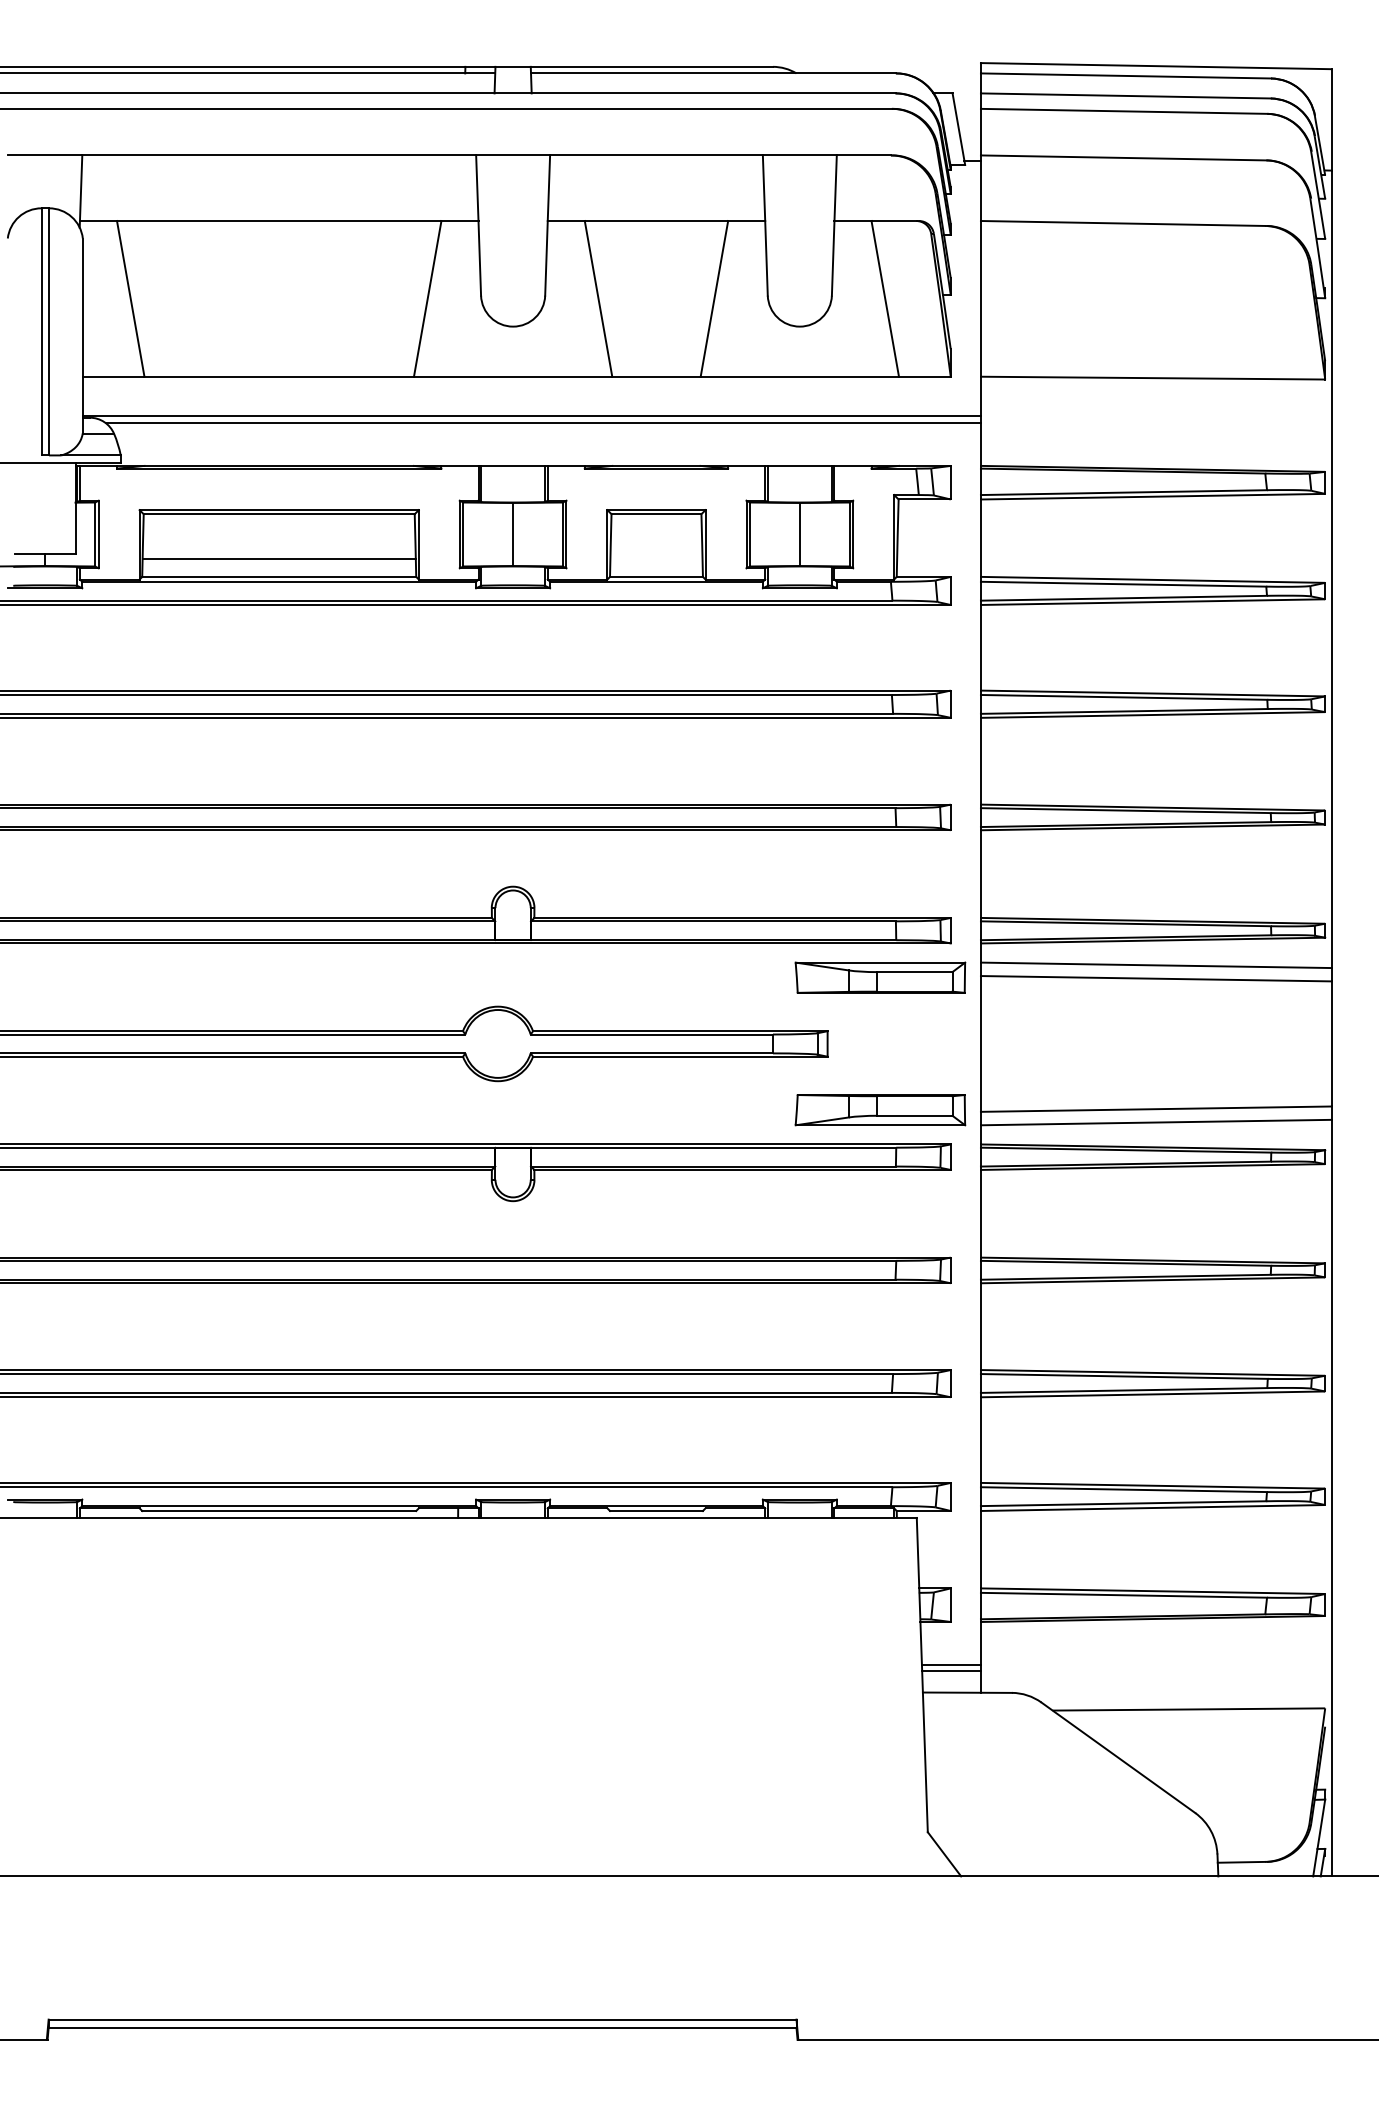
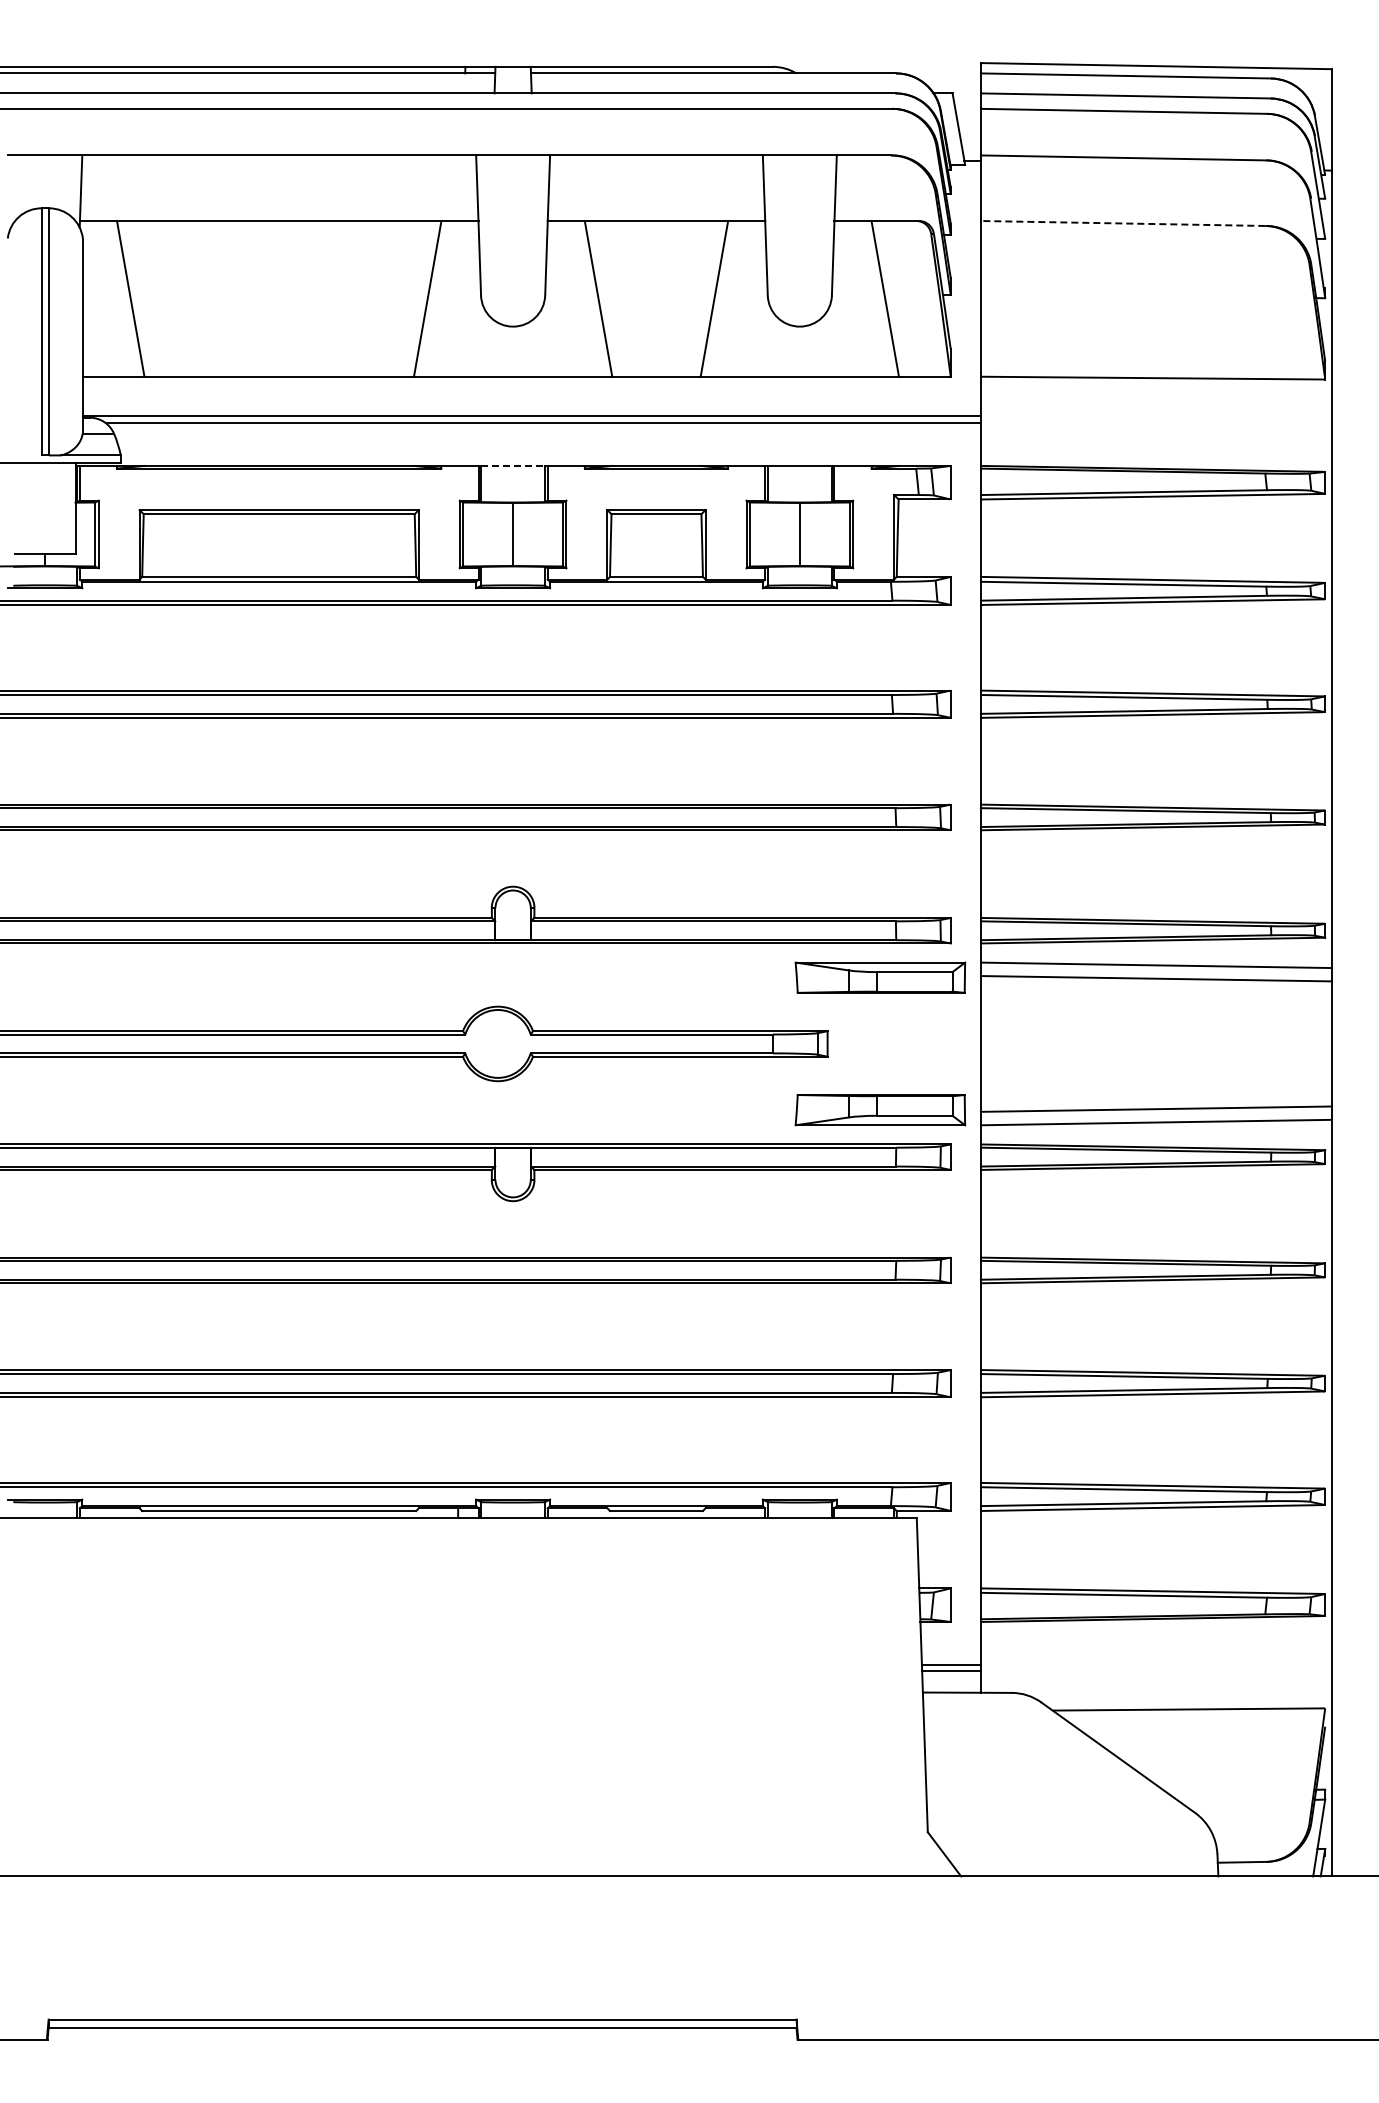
line: solid -> dashed (1122, 223)
line: solid -> dashed (513, 465)
line: present -> none (278, 558)
